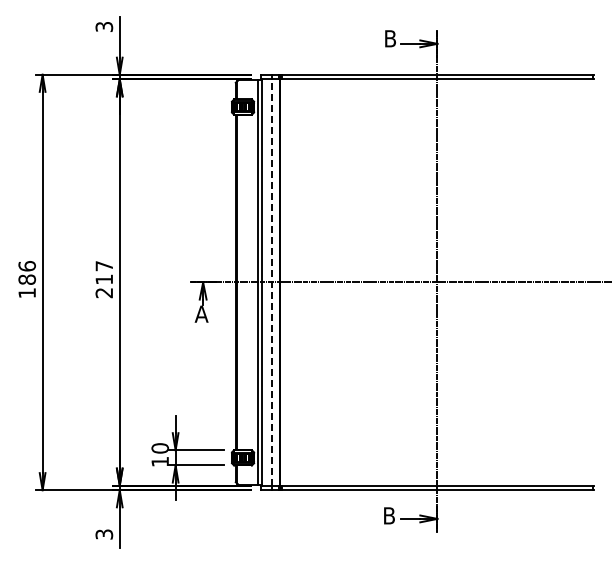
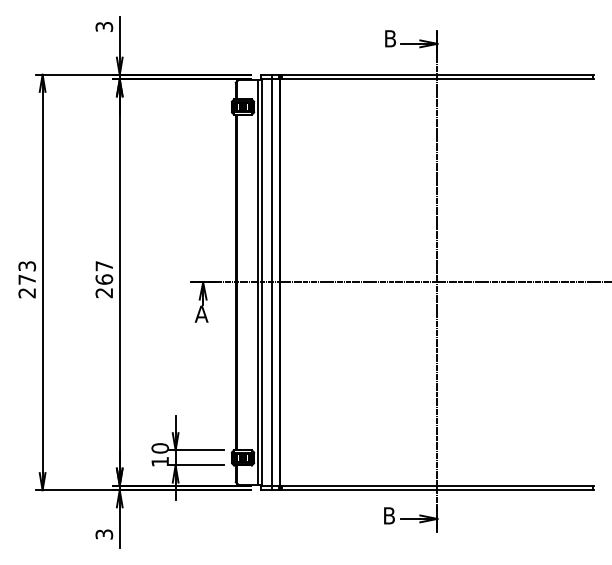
text: 186 -> 273 (27, 279)
text: 217 -> 267 (104, 279)
line: dashed -> solid (271, 282)
